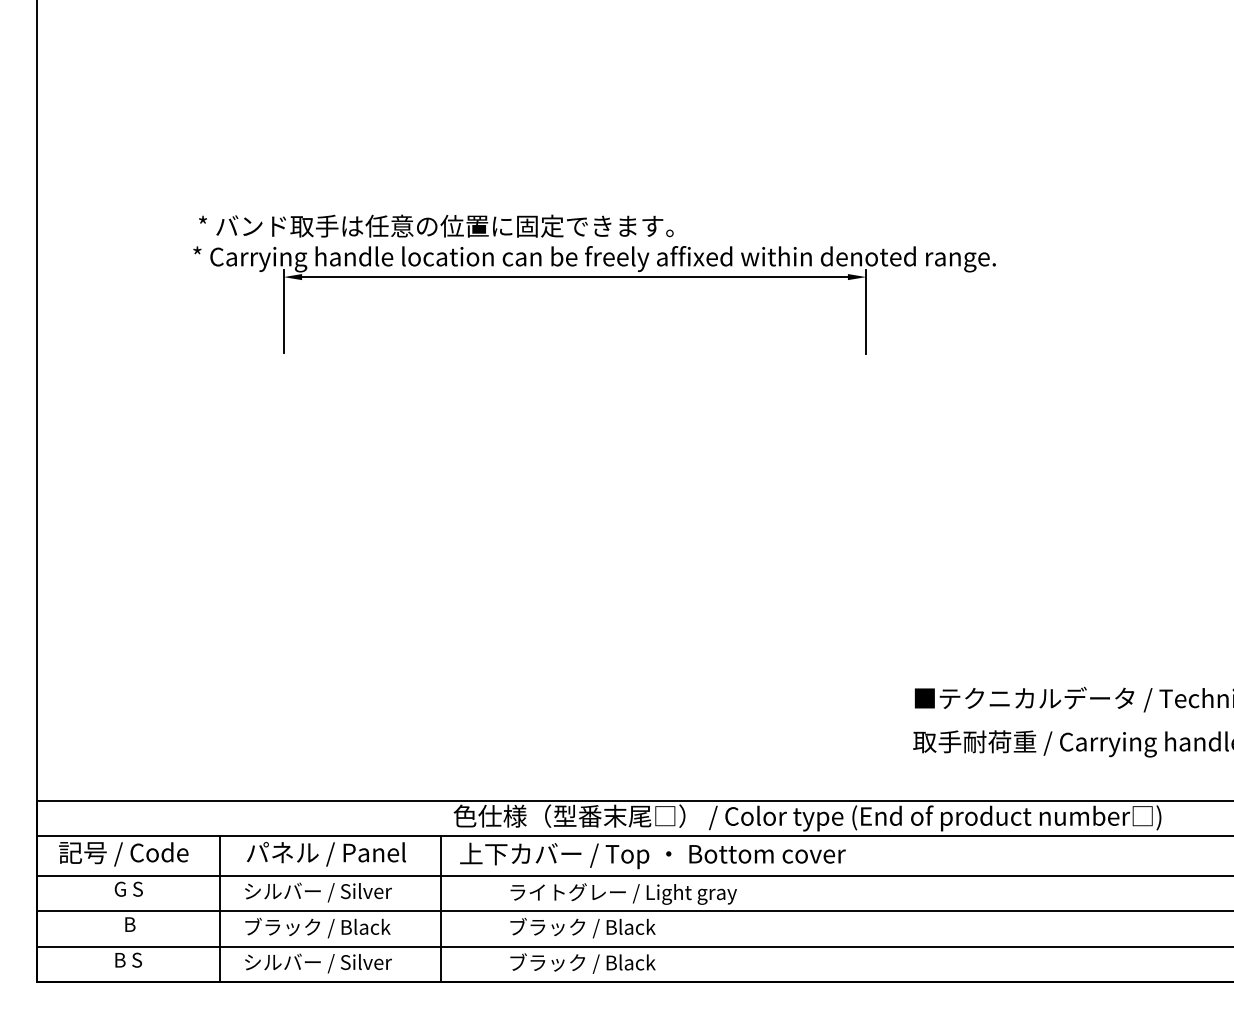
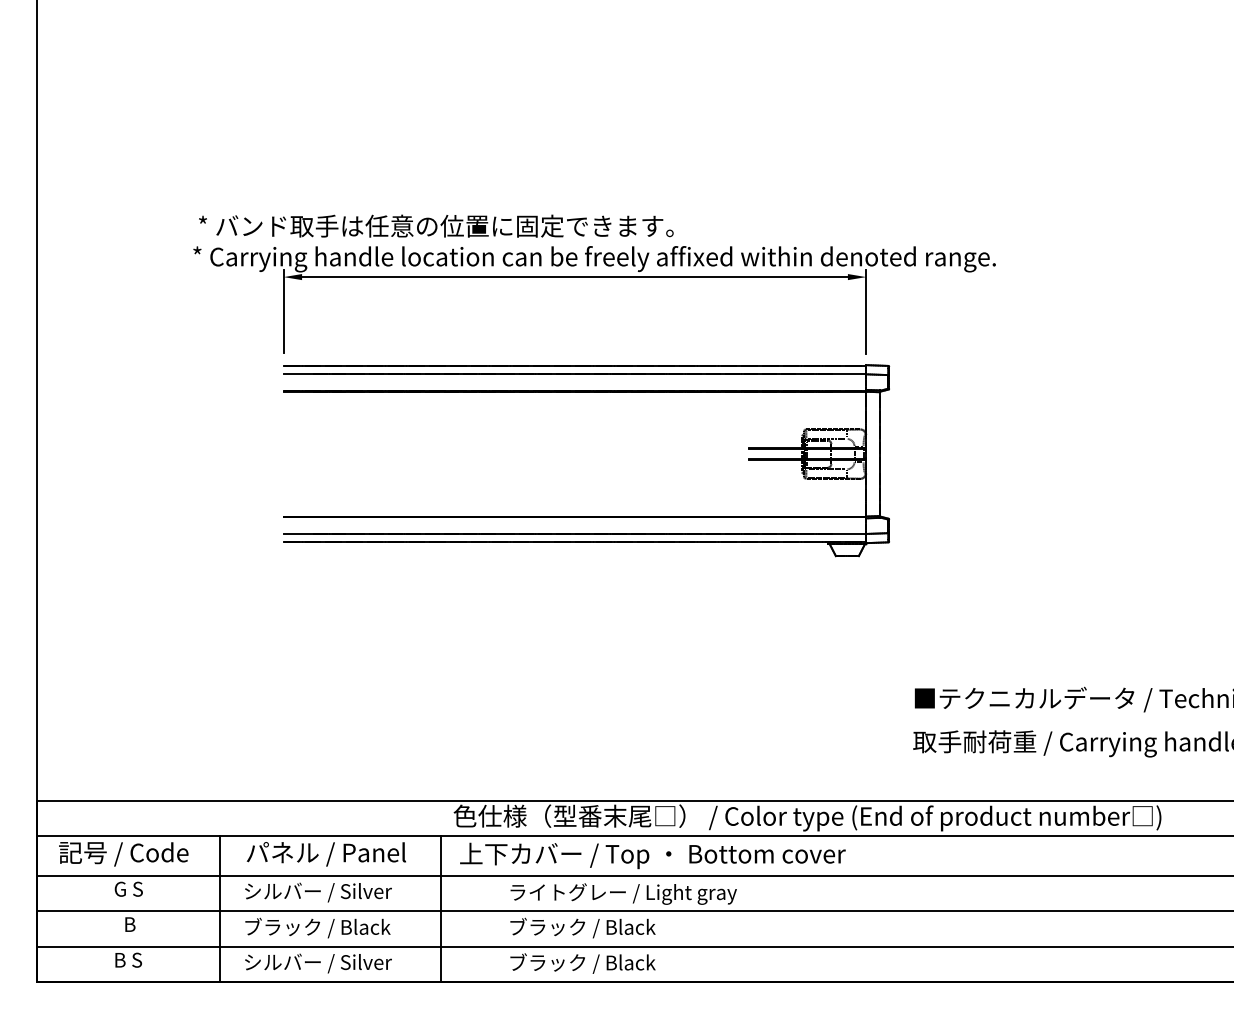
part: none -> present (586, 516)
